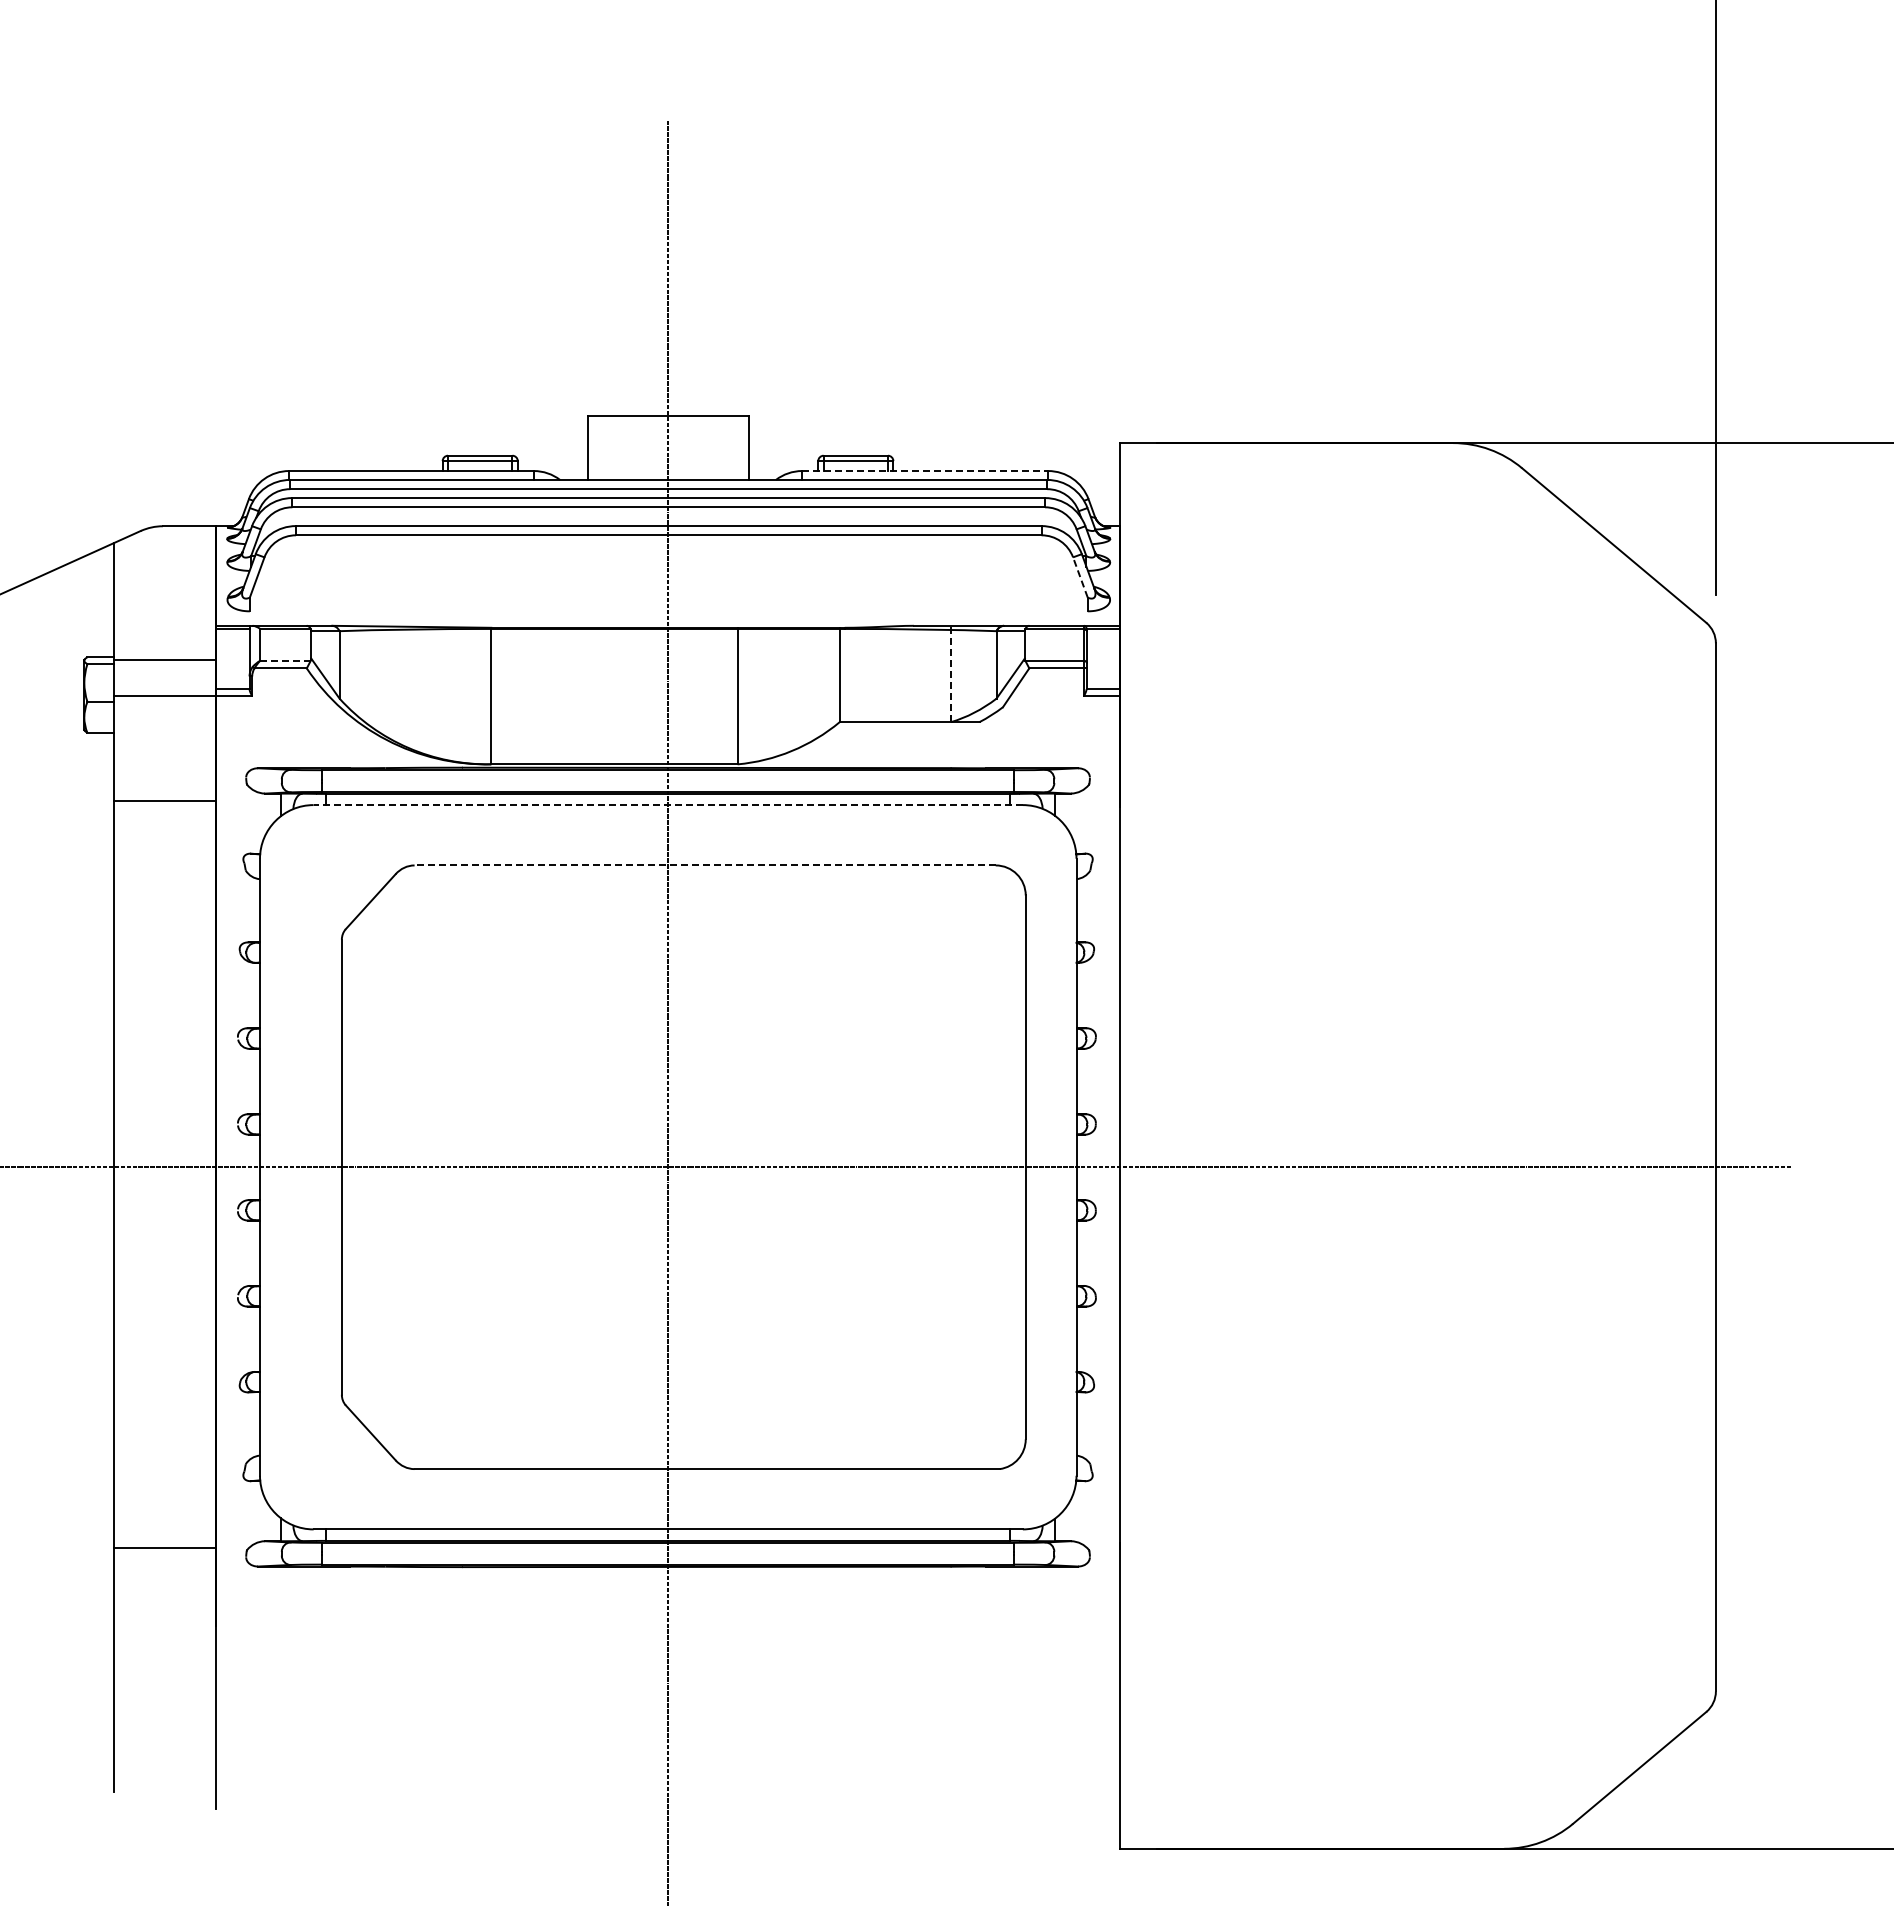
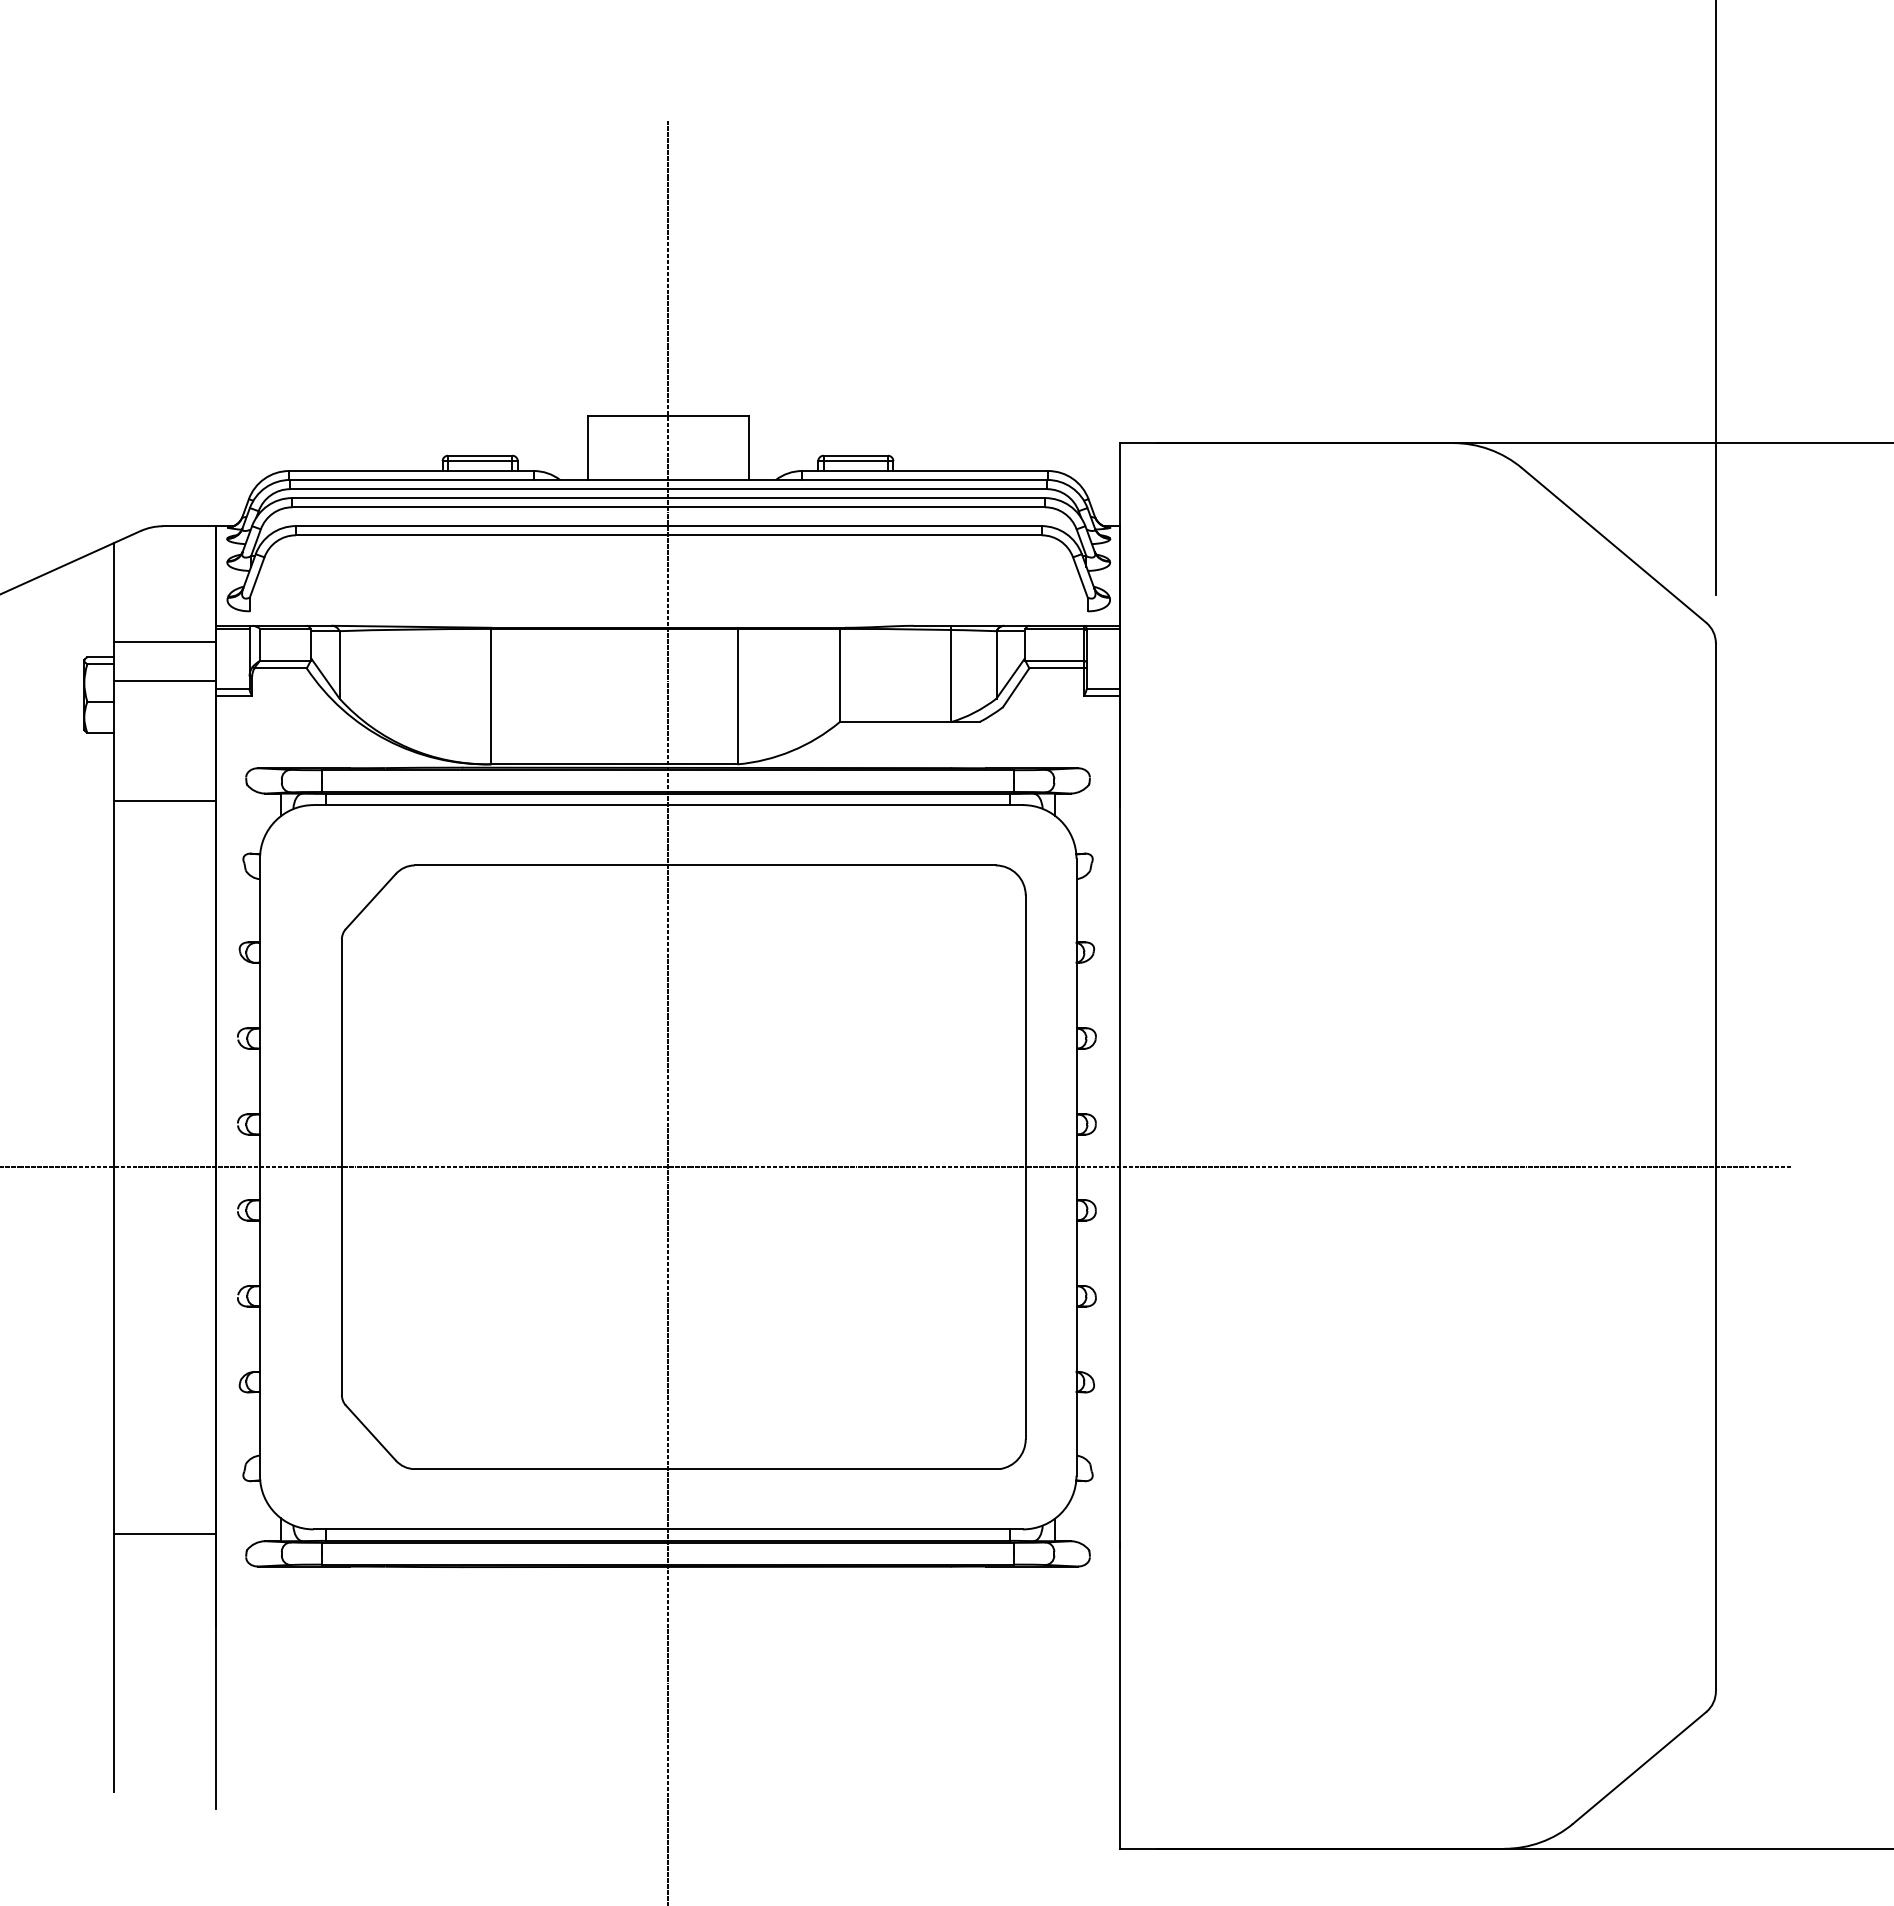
line: dashed -> solid (925, 471)
line: dashed -> solid (1080, 577)
line position: (164, 659) -> (164, 641) (164, 641)
line: dashed -> solid (285, 660)
line: dashed -> solid (951, 673)
line position: (164, 696) -> (164, 681) (164, 681)
line: dashed -> solid (668, 805)
line: dashed -> solid (705, 865)
line position: (164, 1548) -> (164, 1534) (164, 1534)
